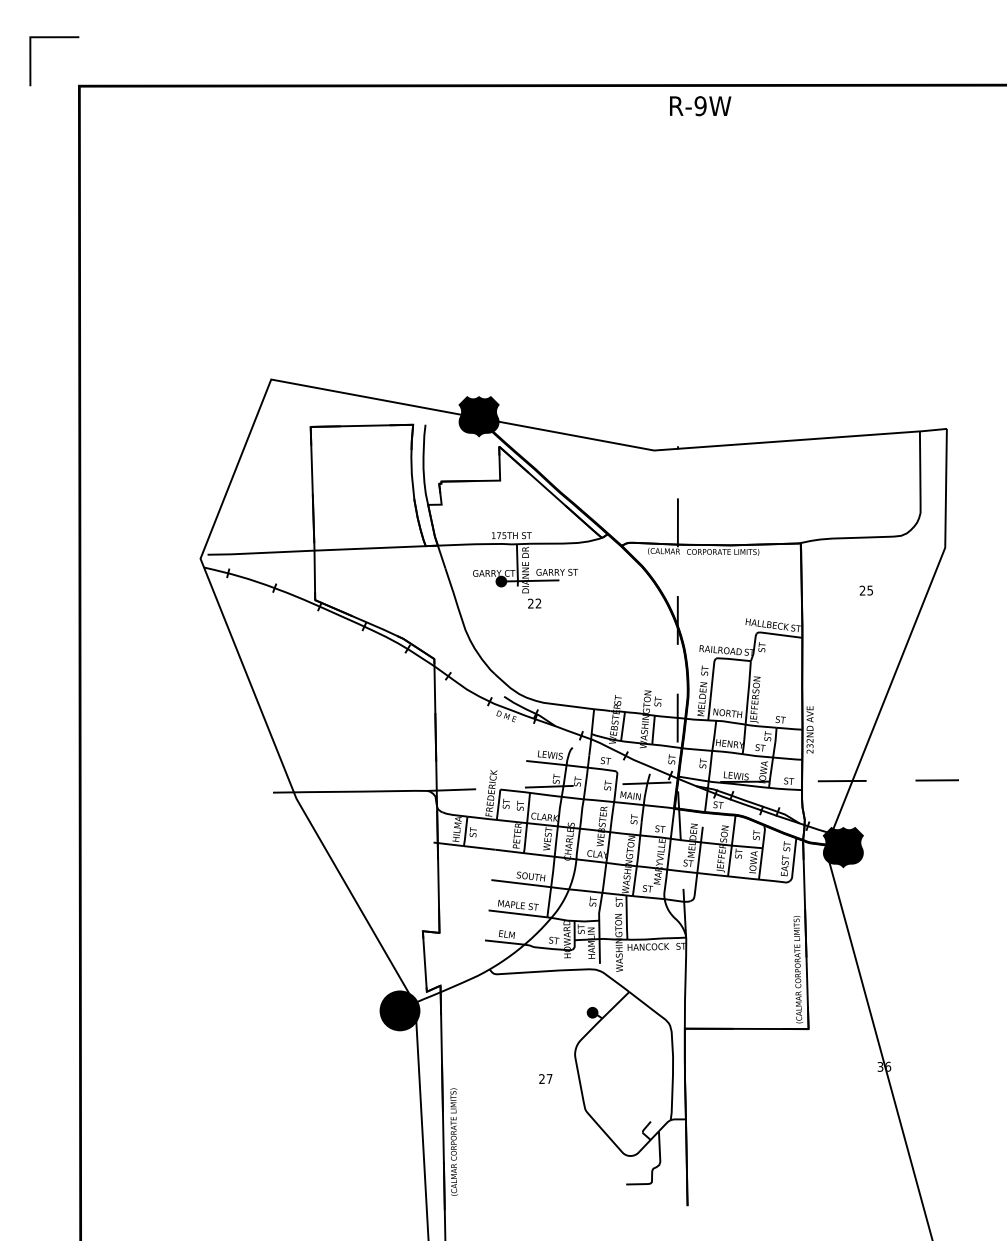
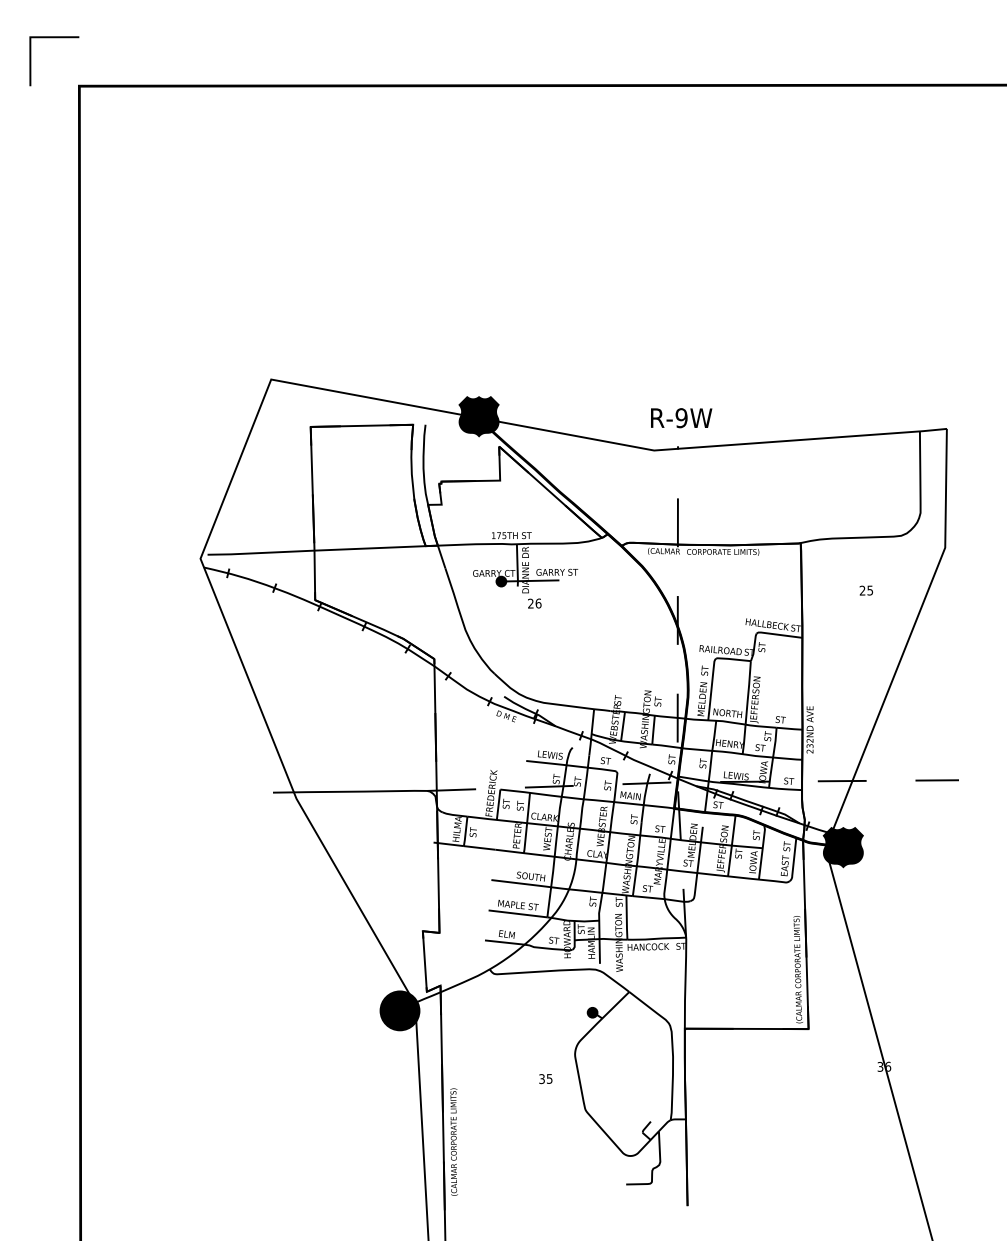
text position: (700, 106) -> (681, 418) (681, 418)
text: 22 -> 26 (538, 603)
text: 27 -> 35 (545, 1079)
